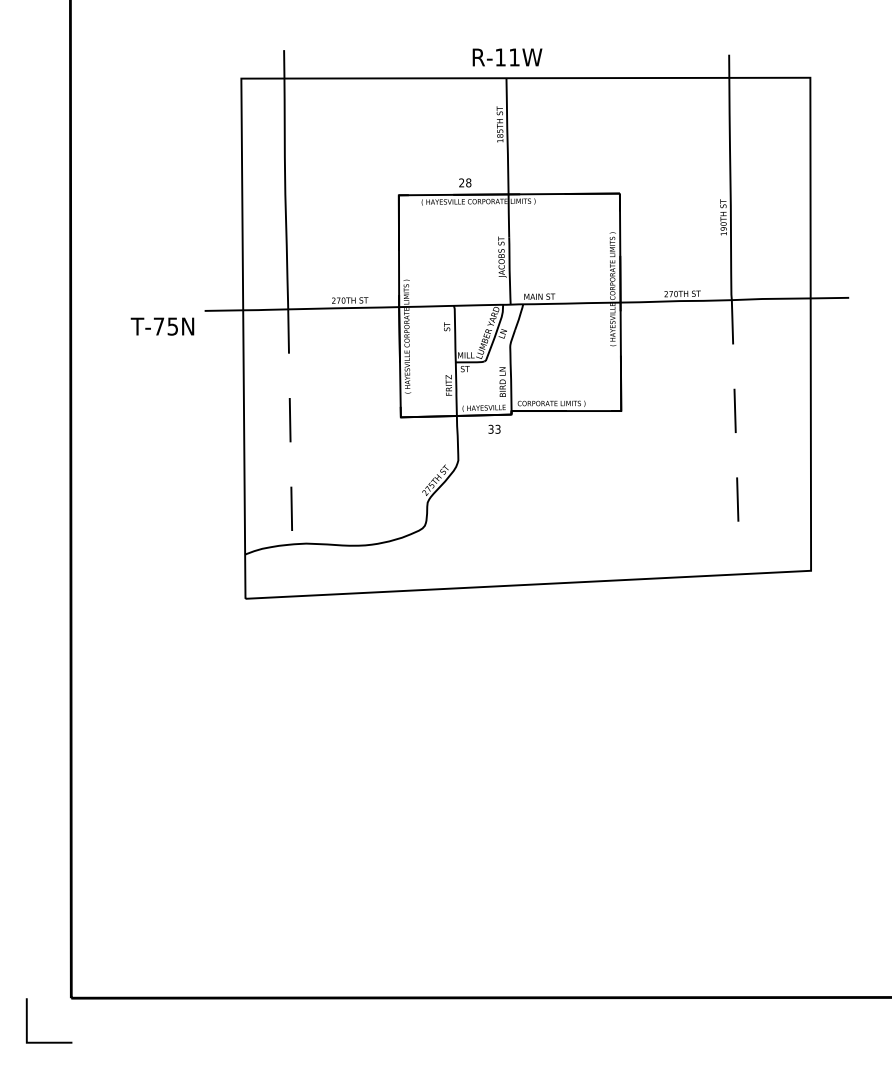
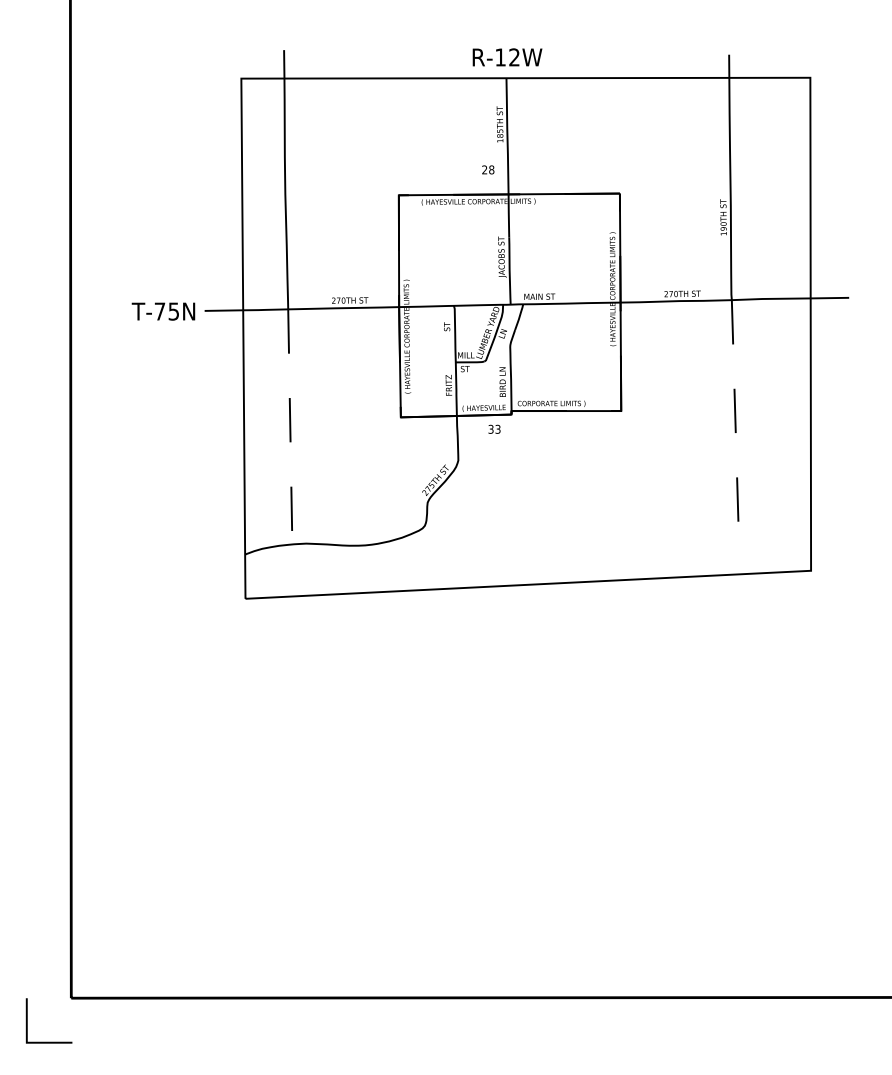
text: R-11W -> R-12W (514, 57)
text position: (465, 182) -> (488, 169) (488, 169)
text position: (162, 326) -> (163, 311) (163, 311)
